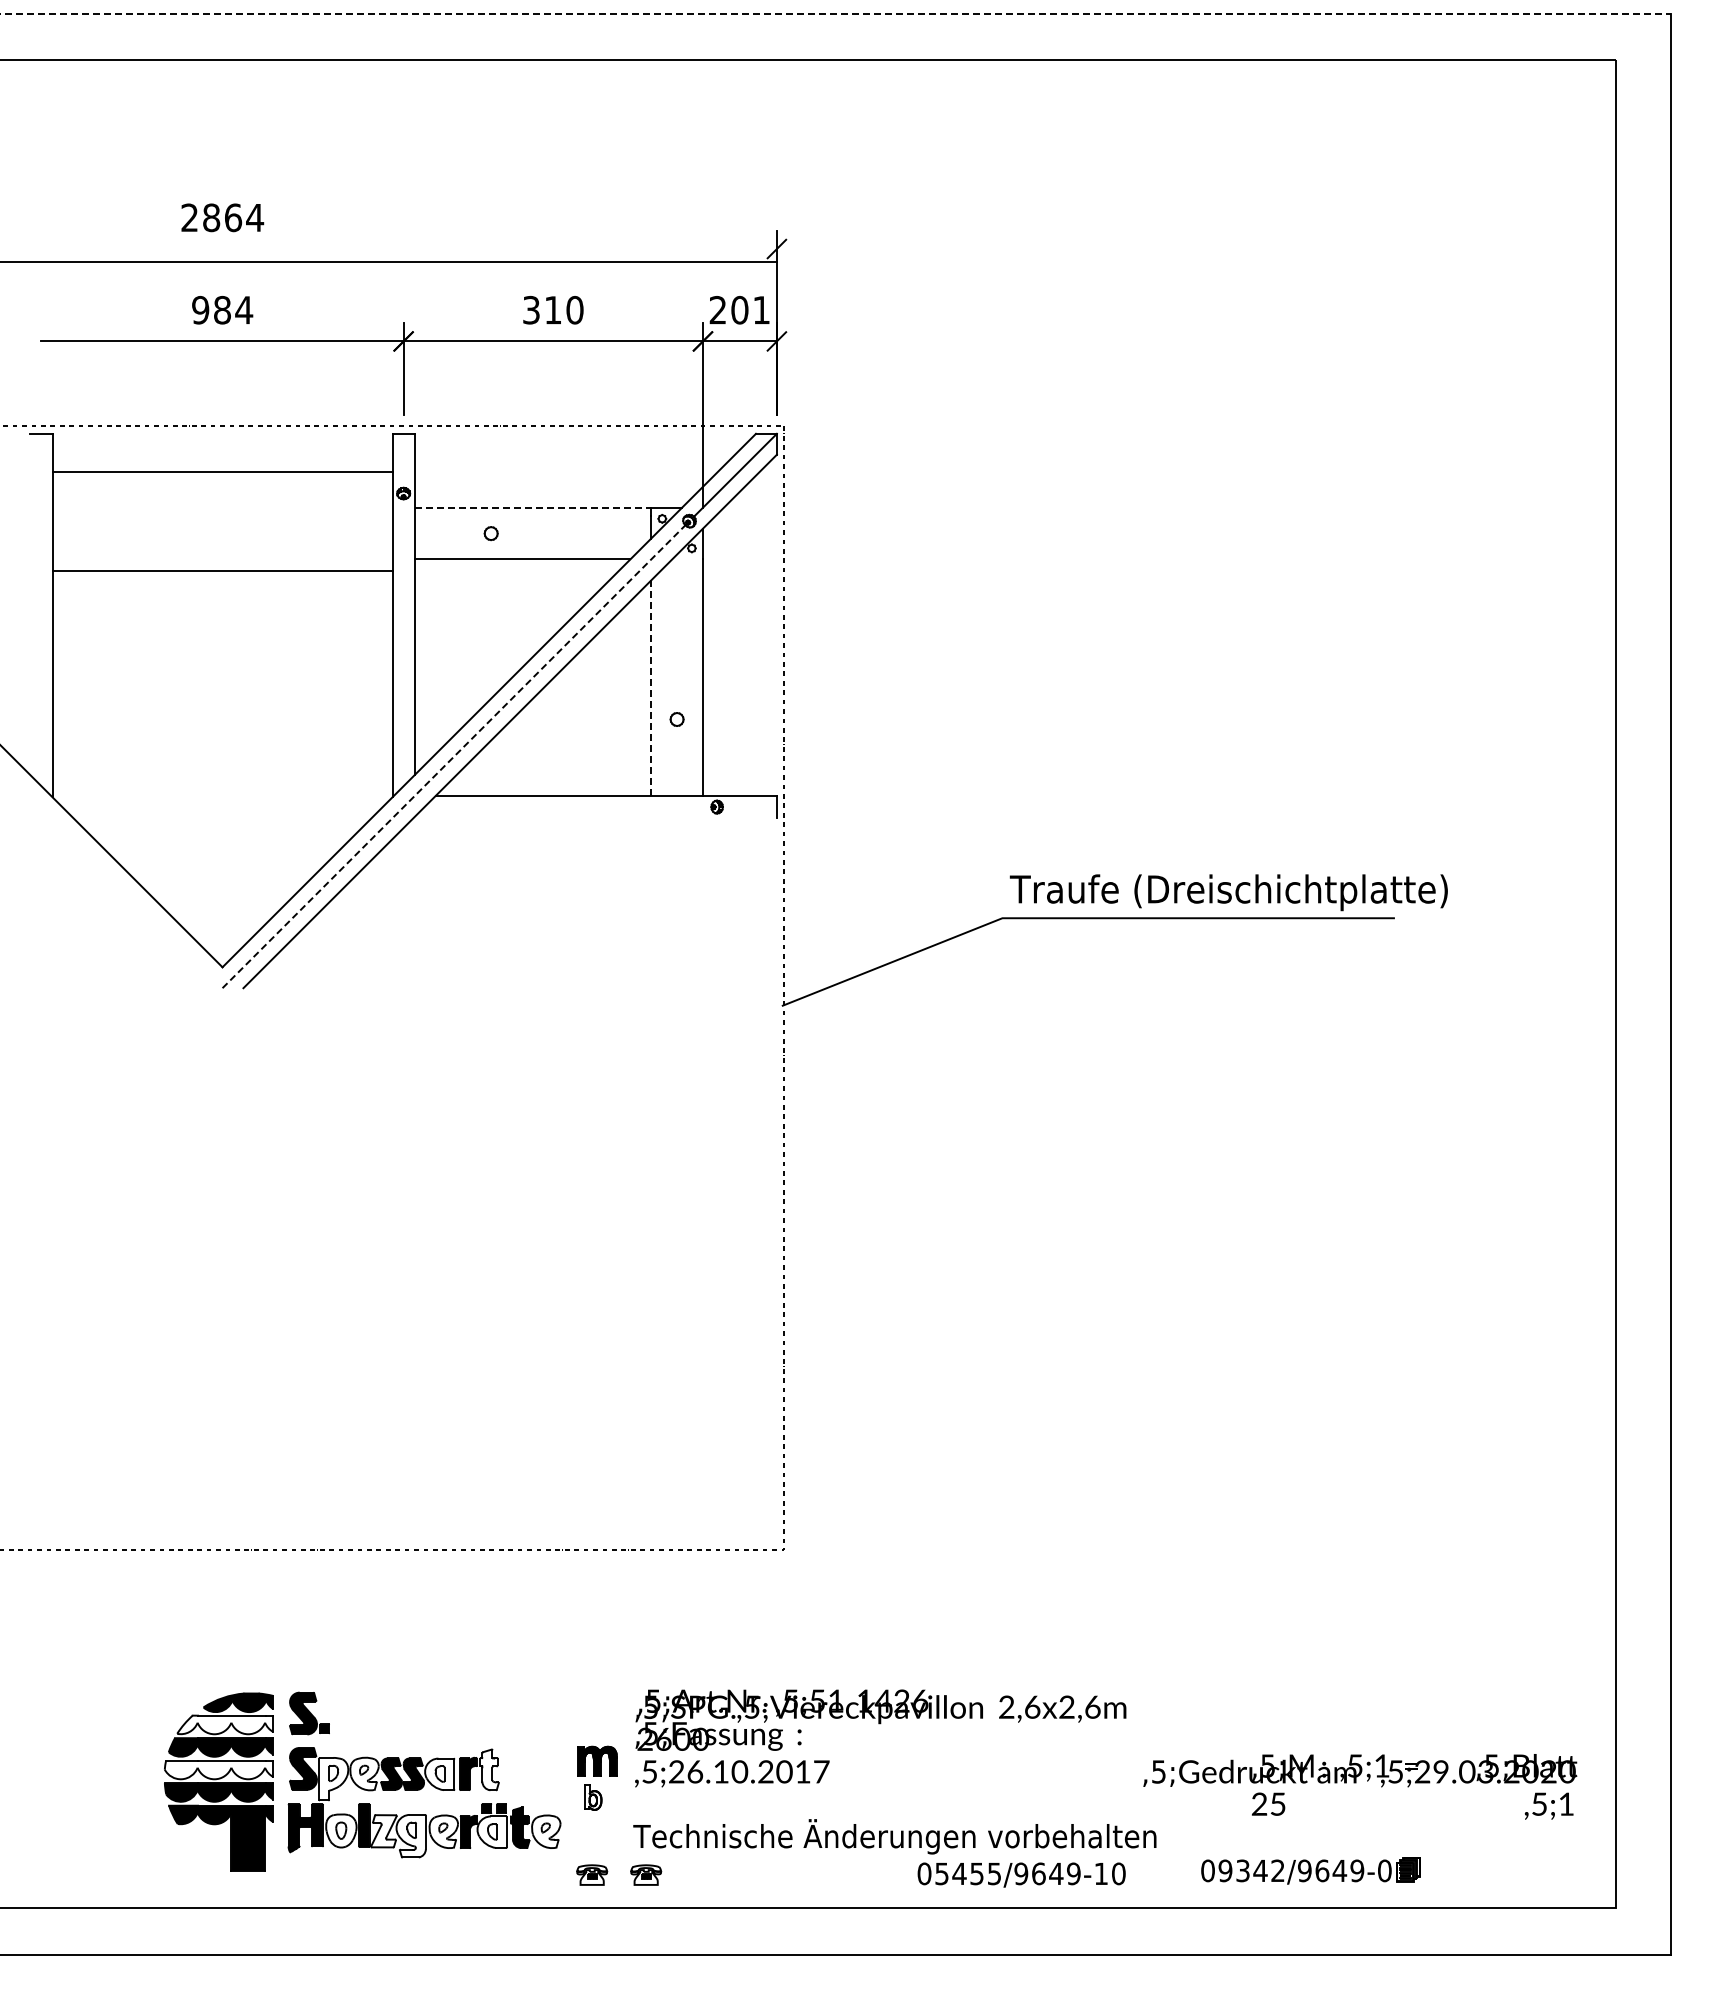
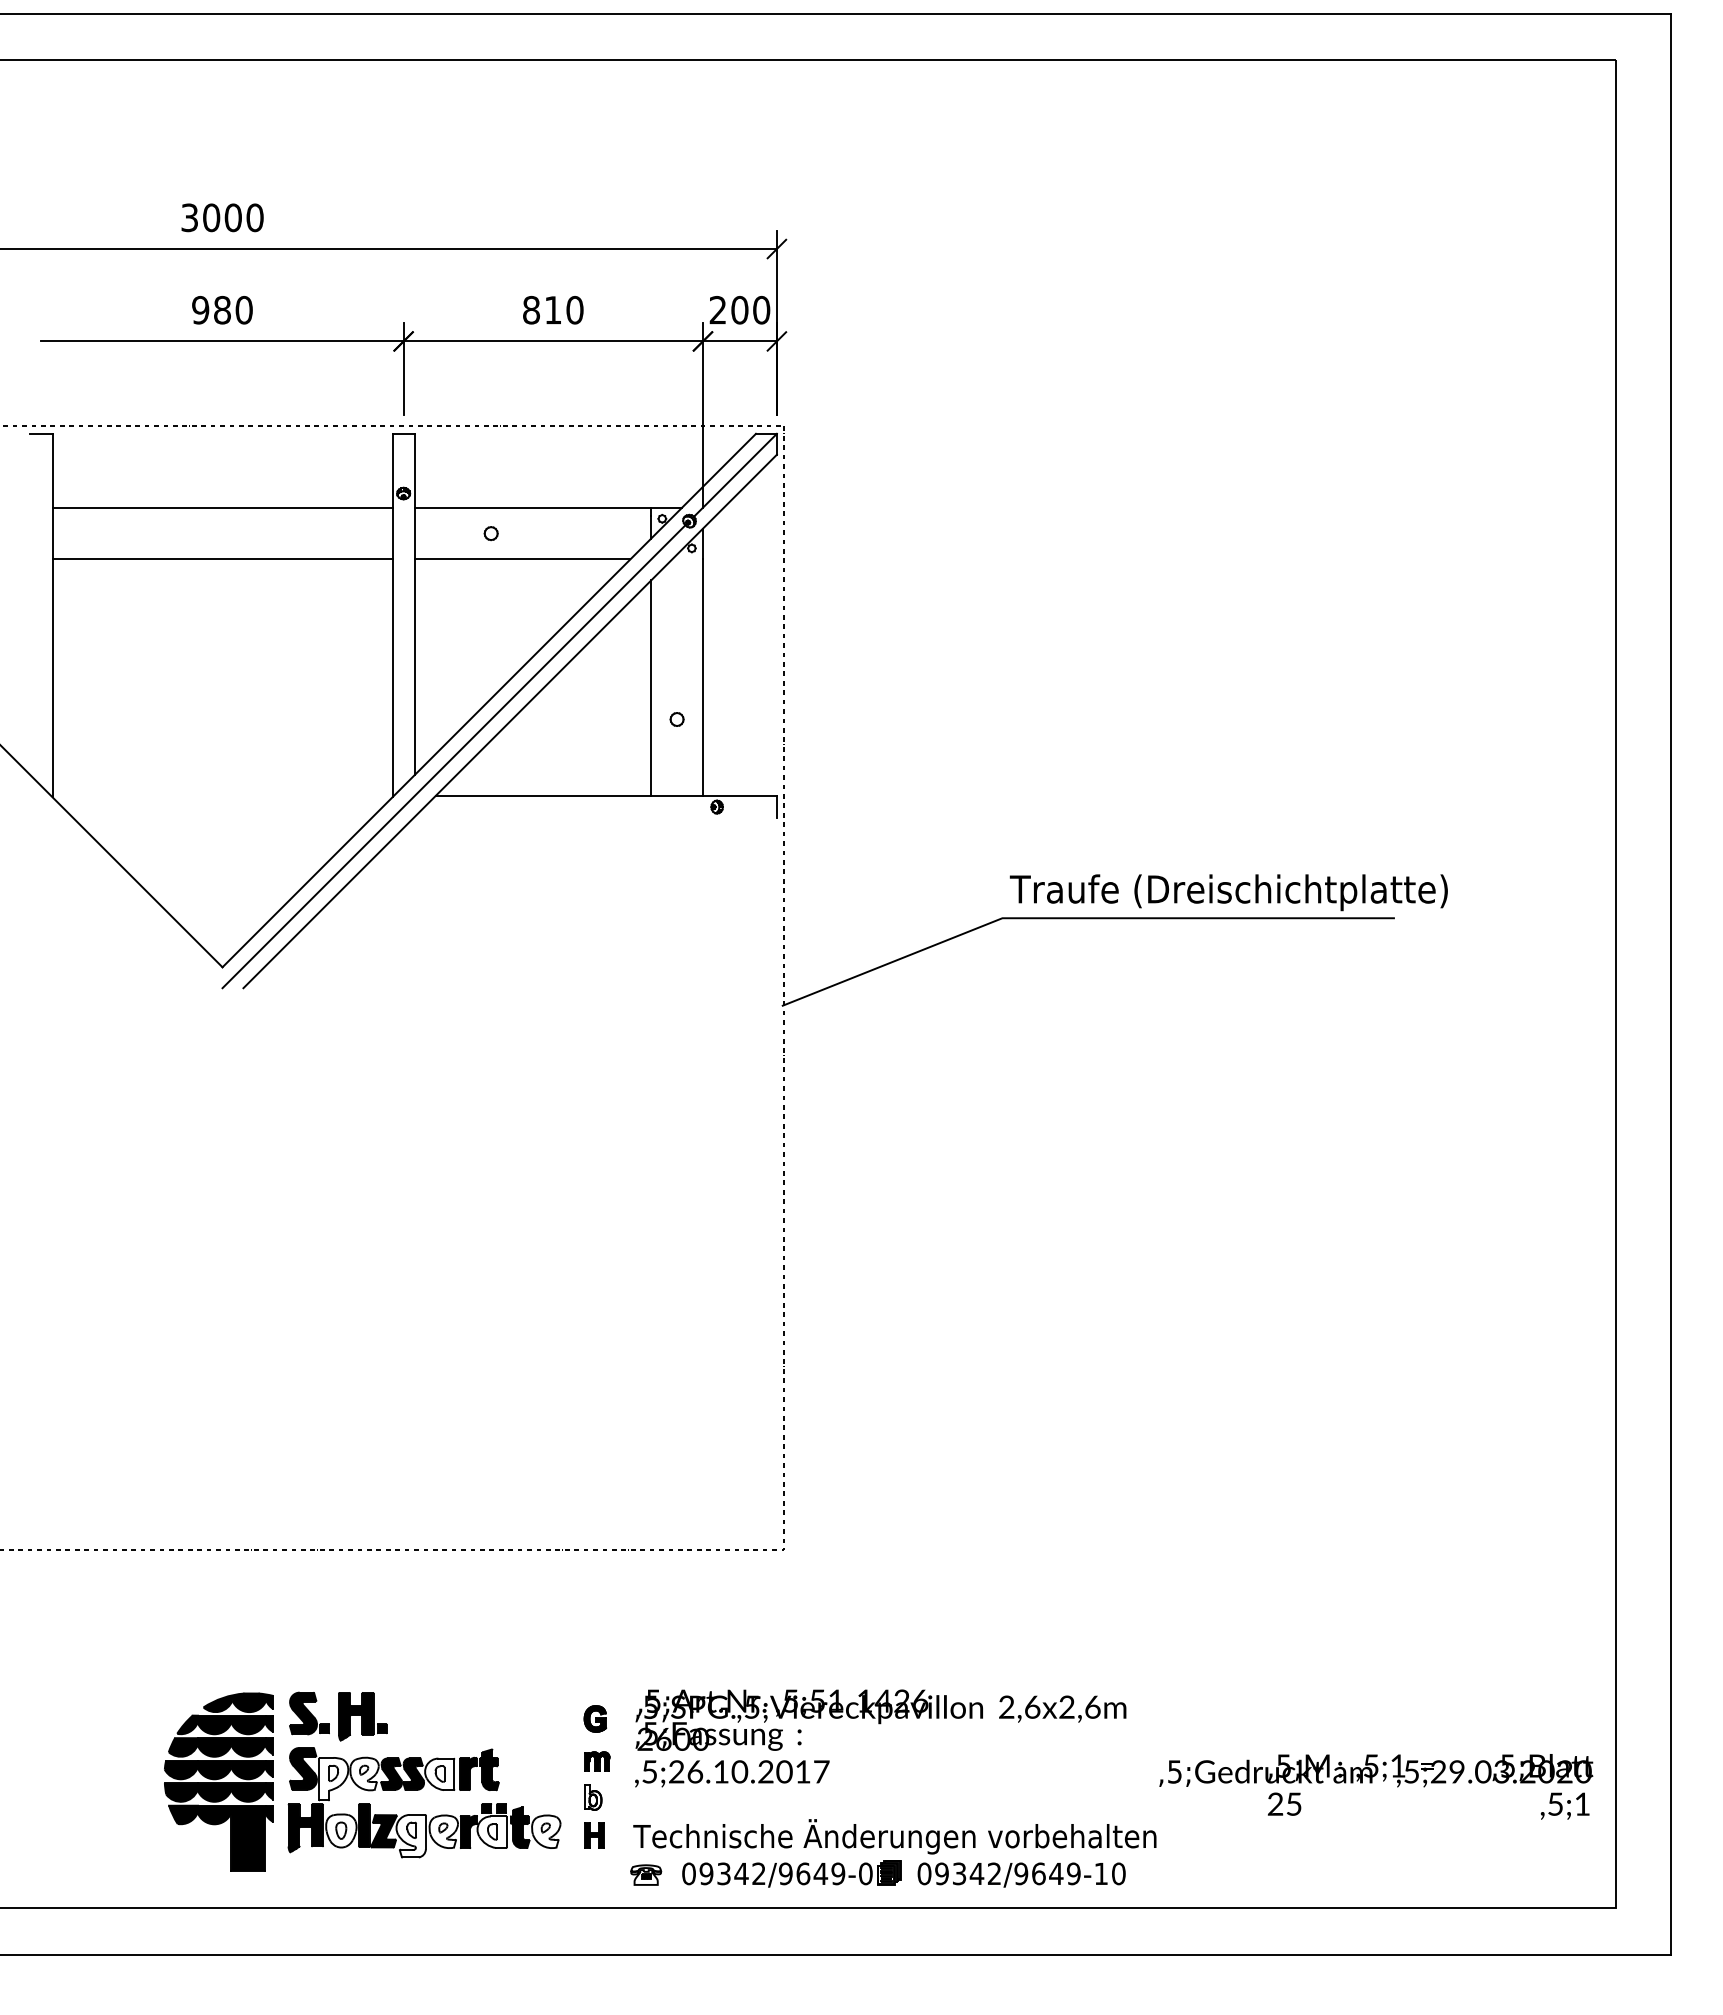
line: dashed -> solid (836, 14)
text: 2864 -> 3000 (222, 217)
line position: (389, 262) -> (389, 249) (389, 249)
text: 984 -> 980 (244, 309)
text: 201 -> 200 (761, 309)
text: 310 -> 810 (531, 310)
line position: (222, 471) -> (222, 507) (222, 507)
line: dashed -> solid (533, 507)
line position: (222, 571) -> (222, 559) (222, 559)
line: dashed -> solid (651, 688)
line: dashed -> solid (454, 756)
part: none -> present (362, 1716)
part: none -> present (594, 1718)
fill: none -> present (225, 1724)
part size: 41x32 px -> 27x21 px (597, 1761)
fill: none -> present (218, 1769)
fill: none -> present (489, 1769)
text position: (1360, 1786) -> (1376, 1786) (1376, 1786)
fill: none -> present (383, 1831)
part: none -> present (594, 1835)
part position: (1310, 1870) -> (791, 1873) (791, 1873)
text: 05455/9649-10 -> 09342/9649-10 (967, 1873)
part: present -> none (592, 1874)
